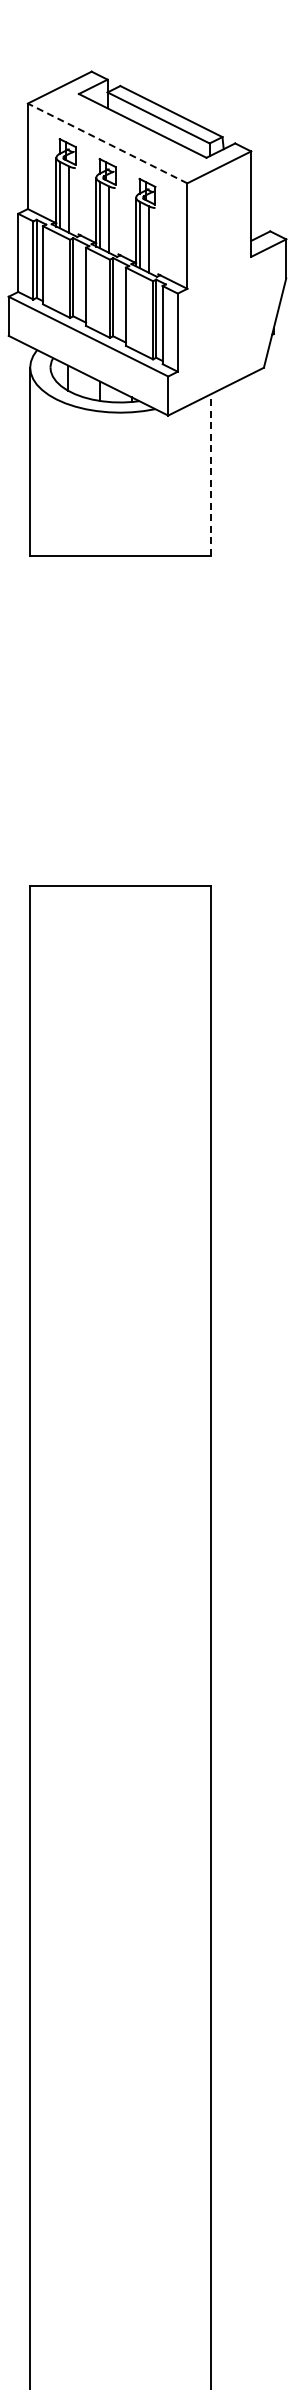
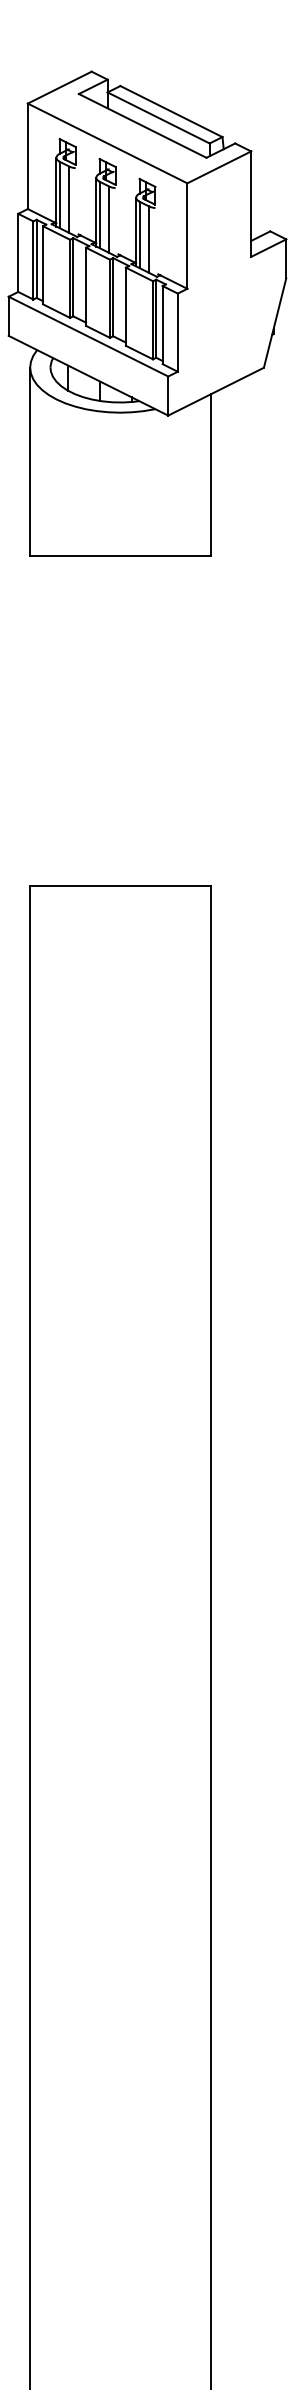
line: dashed -> solid (107, 143)
line: dashed -> solid (210, 475)
